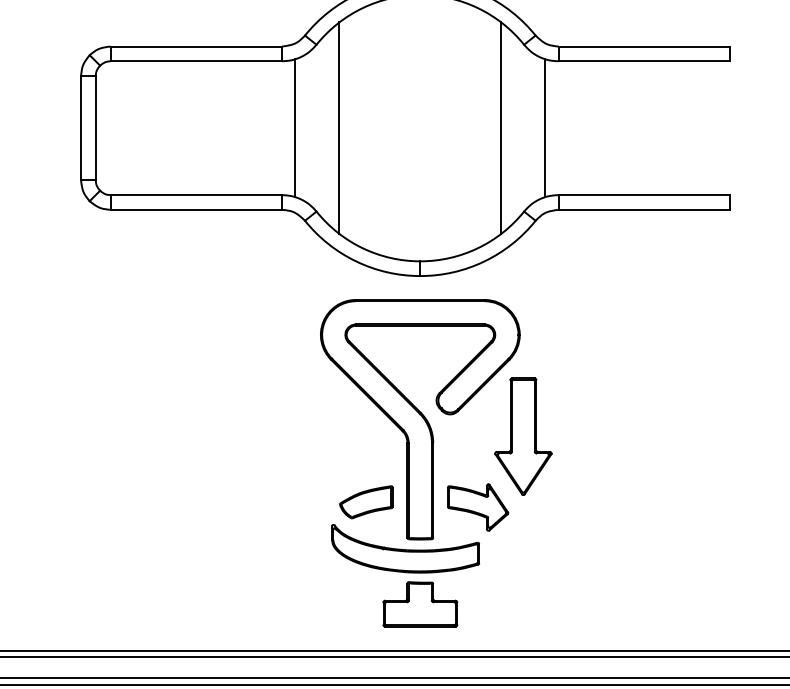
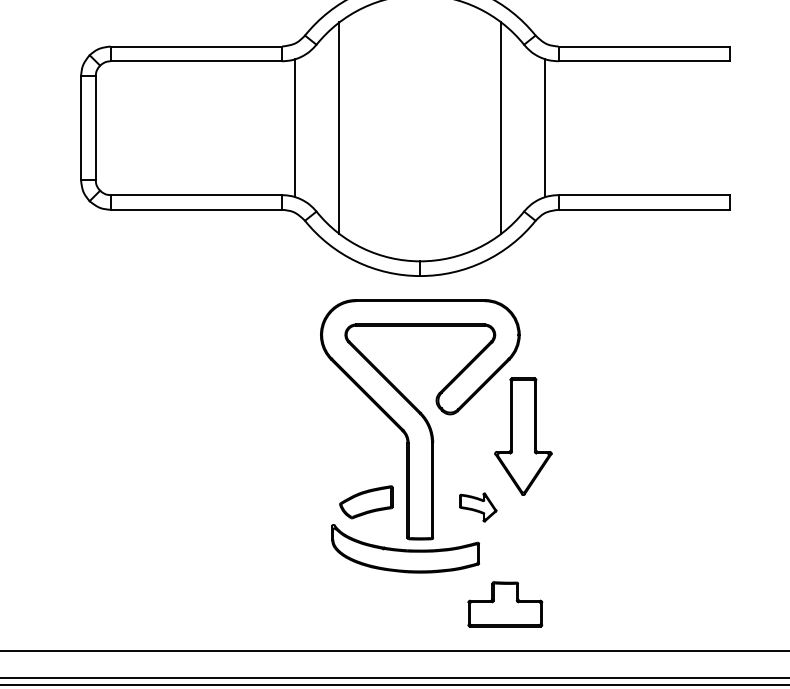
part size: 63x49 px -> 39x31 px (478, 507)
part position: (420, 604) -> (505, 604) (505, 604)
line: present -> none (394, 656)
